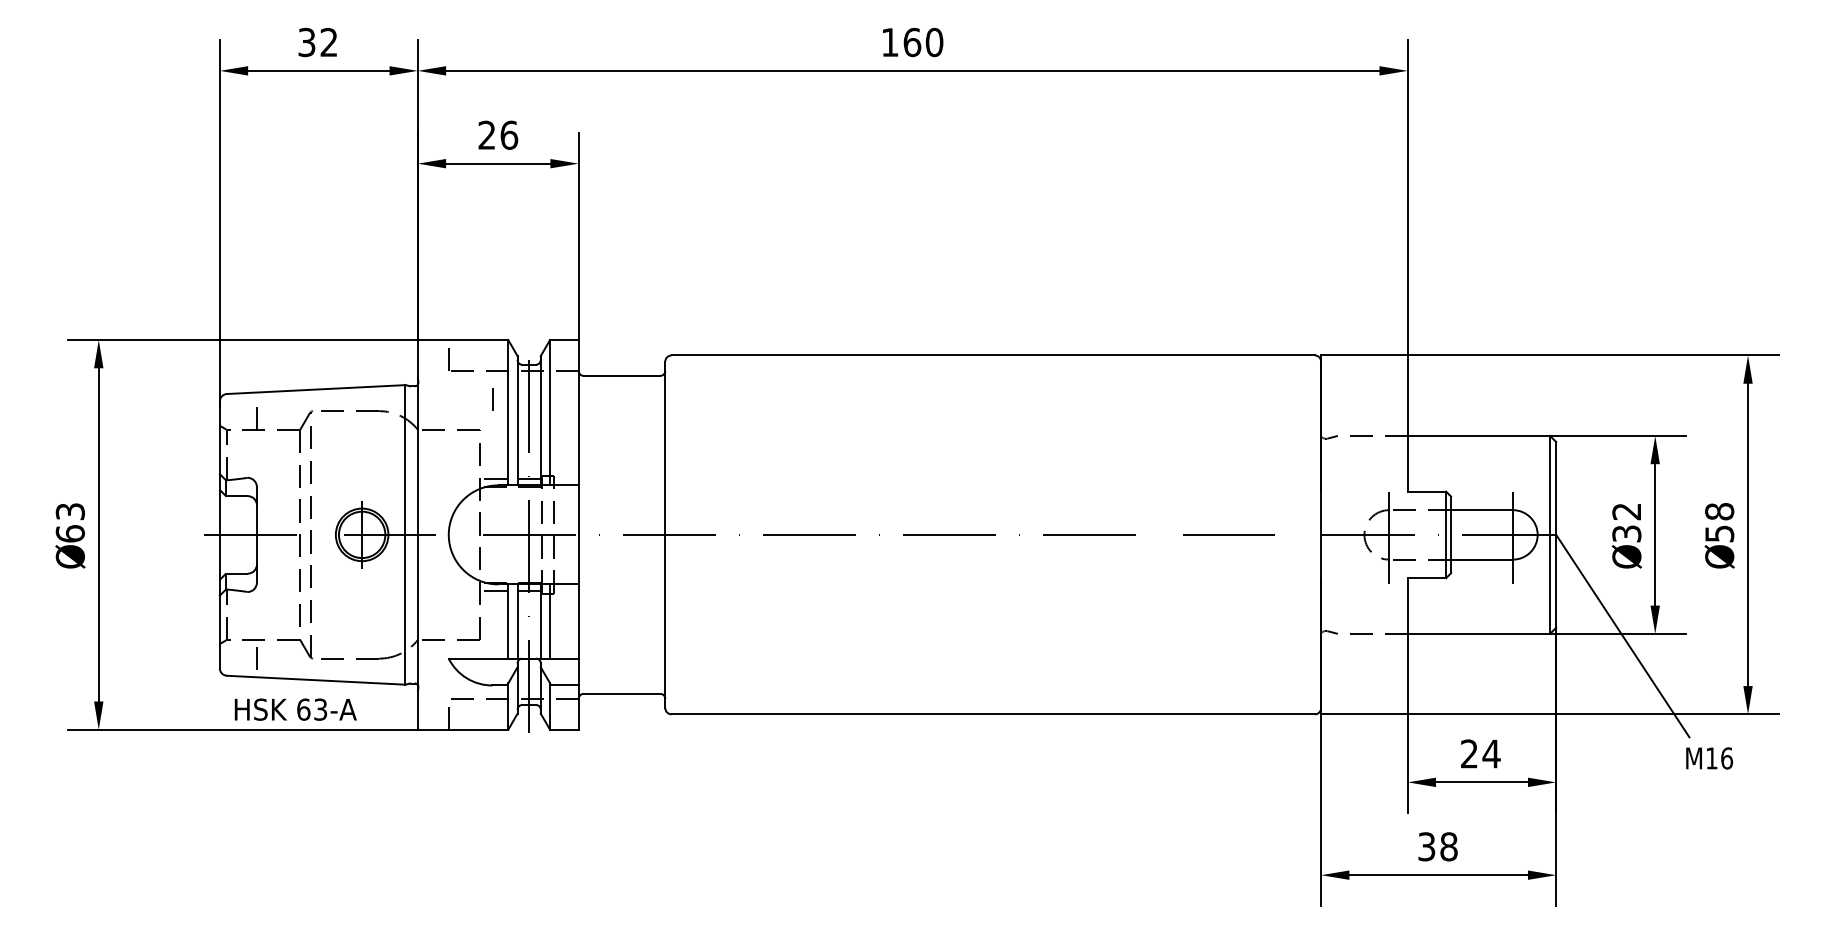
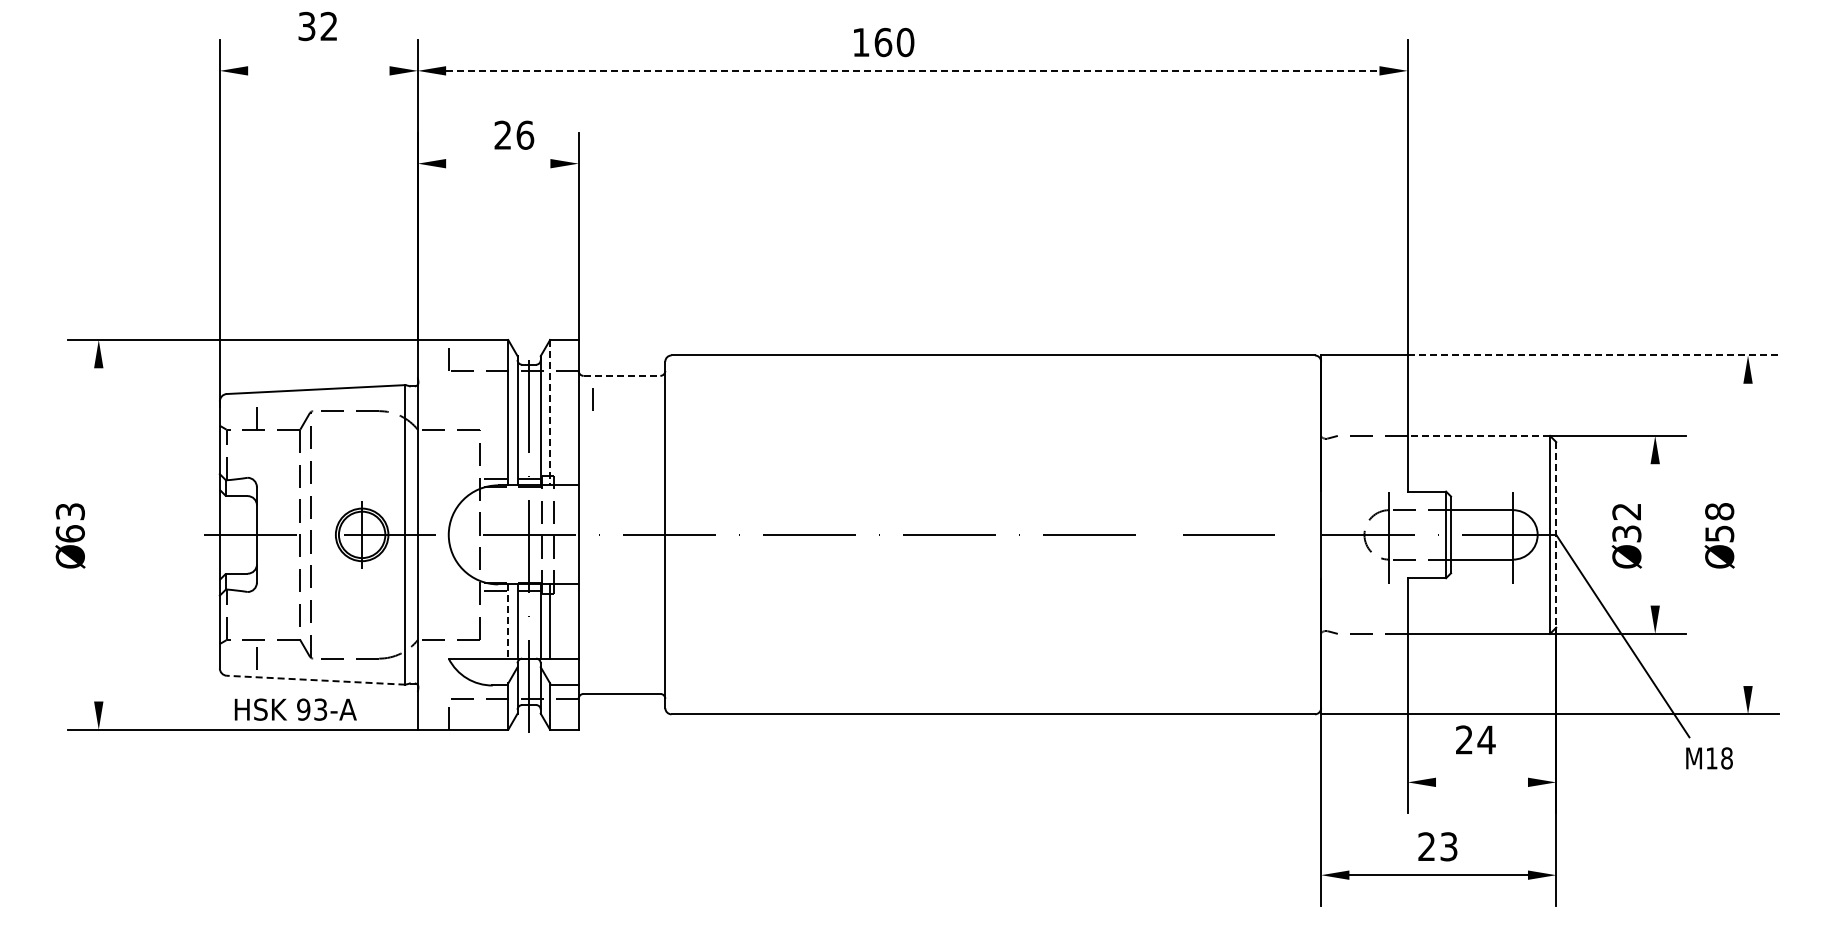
text position: (317, 42) -> (317, 26) (317, 26)
text position: (913, 42) -> (884, 42) (884, 42)
line: present -> none (318, 70)
line: solid -> dashed (912, 70)
text position: (498, 134) -> (514, 134) (514, 134)
line: present -> none (498, 163)
line: solid -> dashed (1593, 355)
line: solid -> dashed (622, 375)
line position: (492, 399) -> (592, 399) (592, 399)
line: solid -> dashed (550, 412)
line: solid -> dashed (1478, 435)
line: present -> none (98, 534)
line: solid -> dashed (1556, 534)
line: present -> none (1655, 534)
line: present -> none (1748, 534)
line: solid -> dashed (508, 622)
line: solid -> dashed (315, 680)
text: 63-A -> 93-A (303, 709)
text position: (1480, 753) -> (1475, 739) (1475, 739)
text: M16 -> M18 (1727, 758)
line: present -> none (1481, 782)
text: 38 -> 23 (1437, 846)
